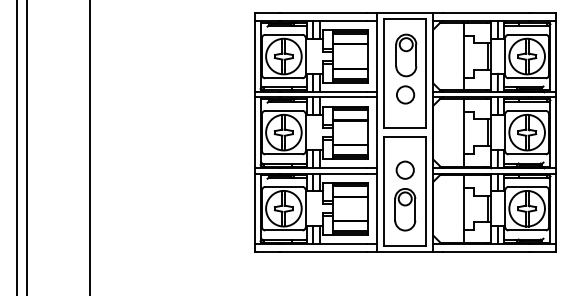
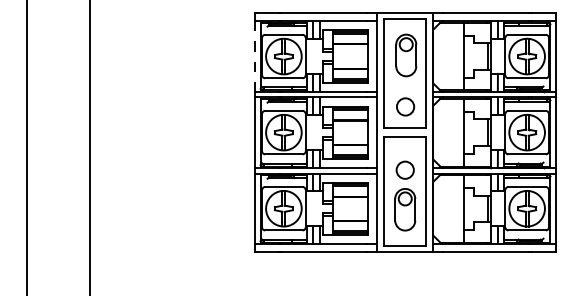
line: solid -> dashed (254, 56)
circle position: (405, 94) -> (405, 106) (405, 106)
line: present -> none (17, 147)
